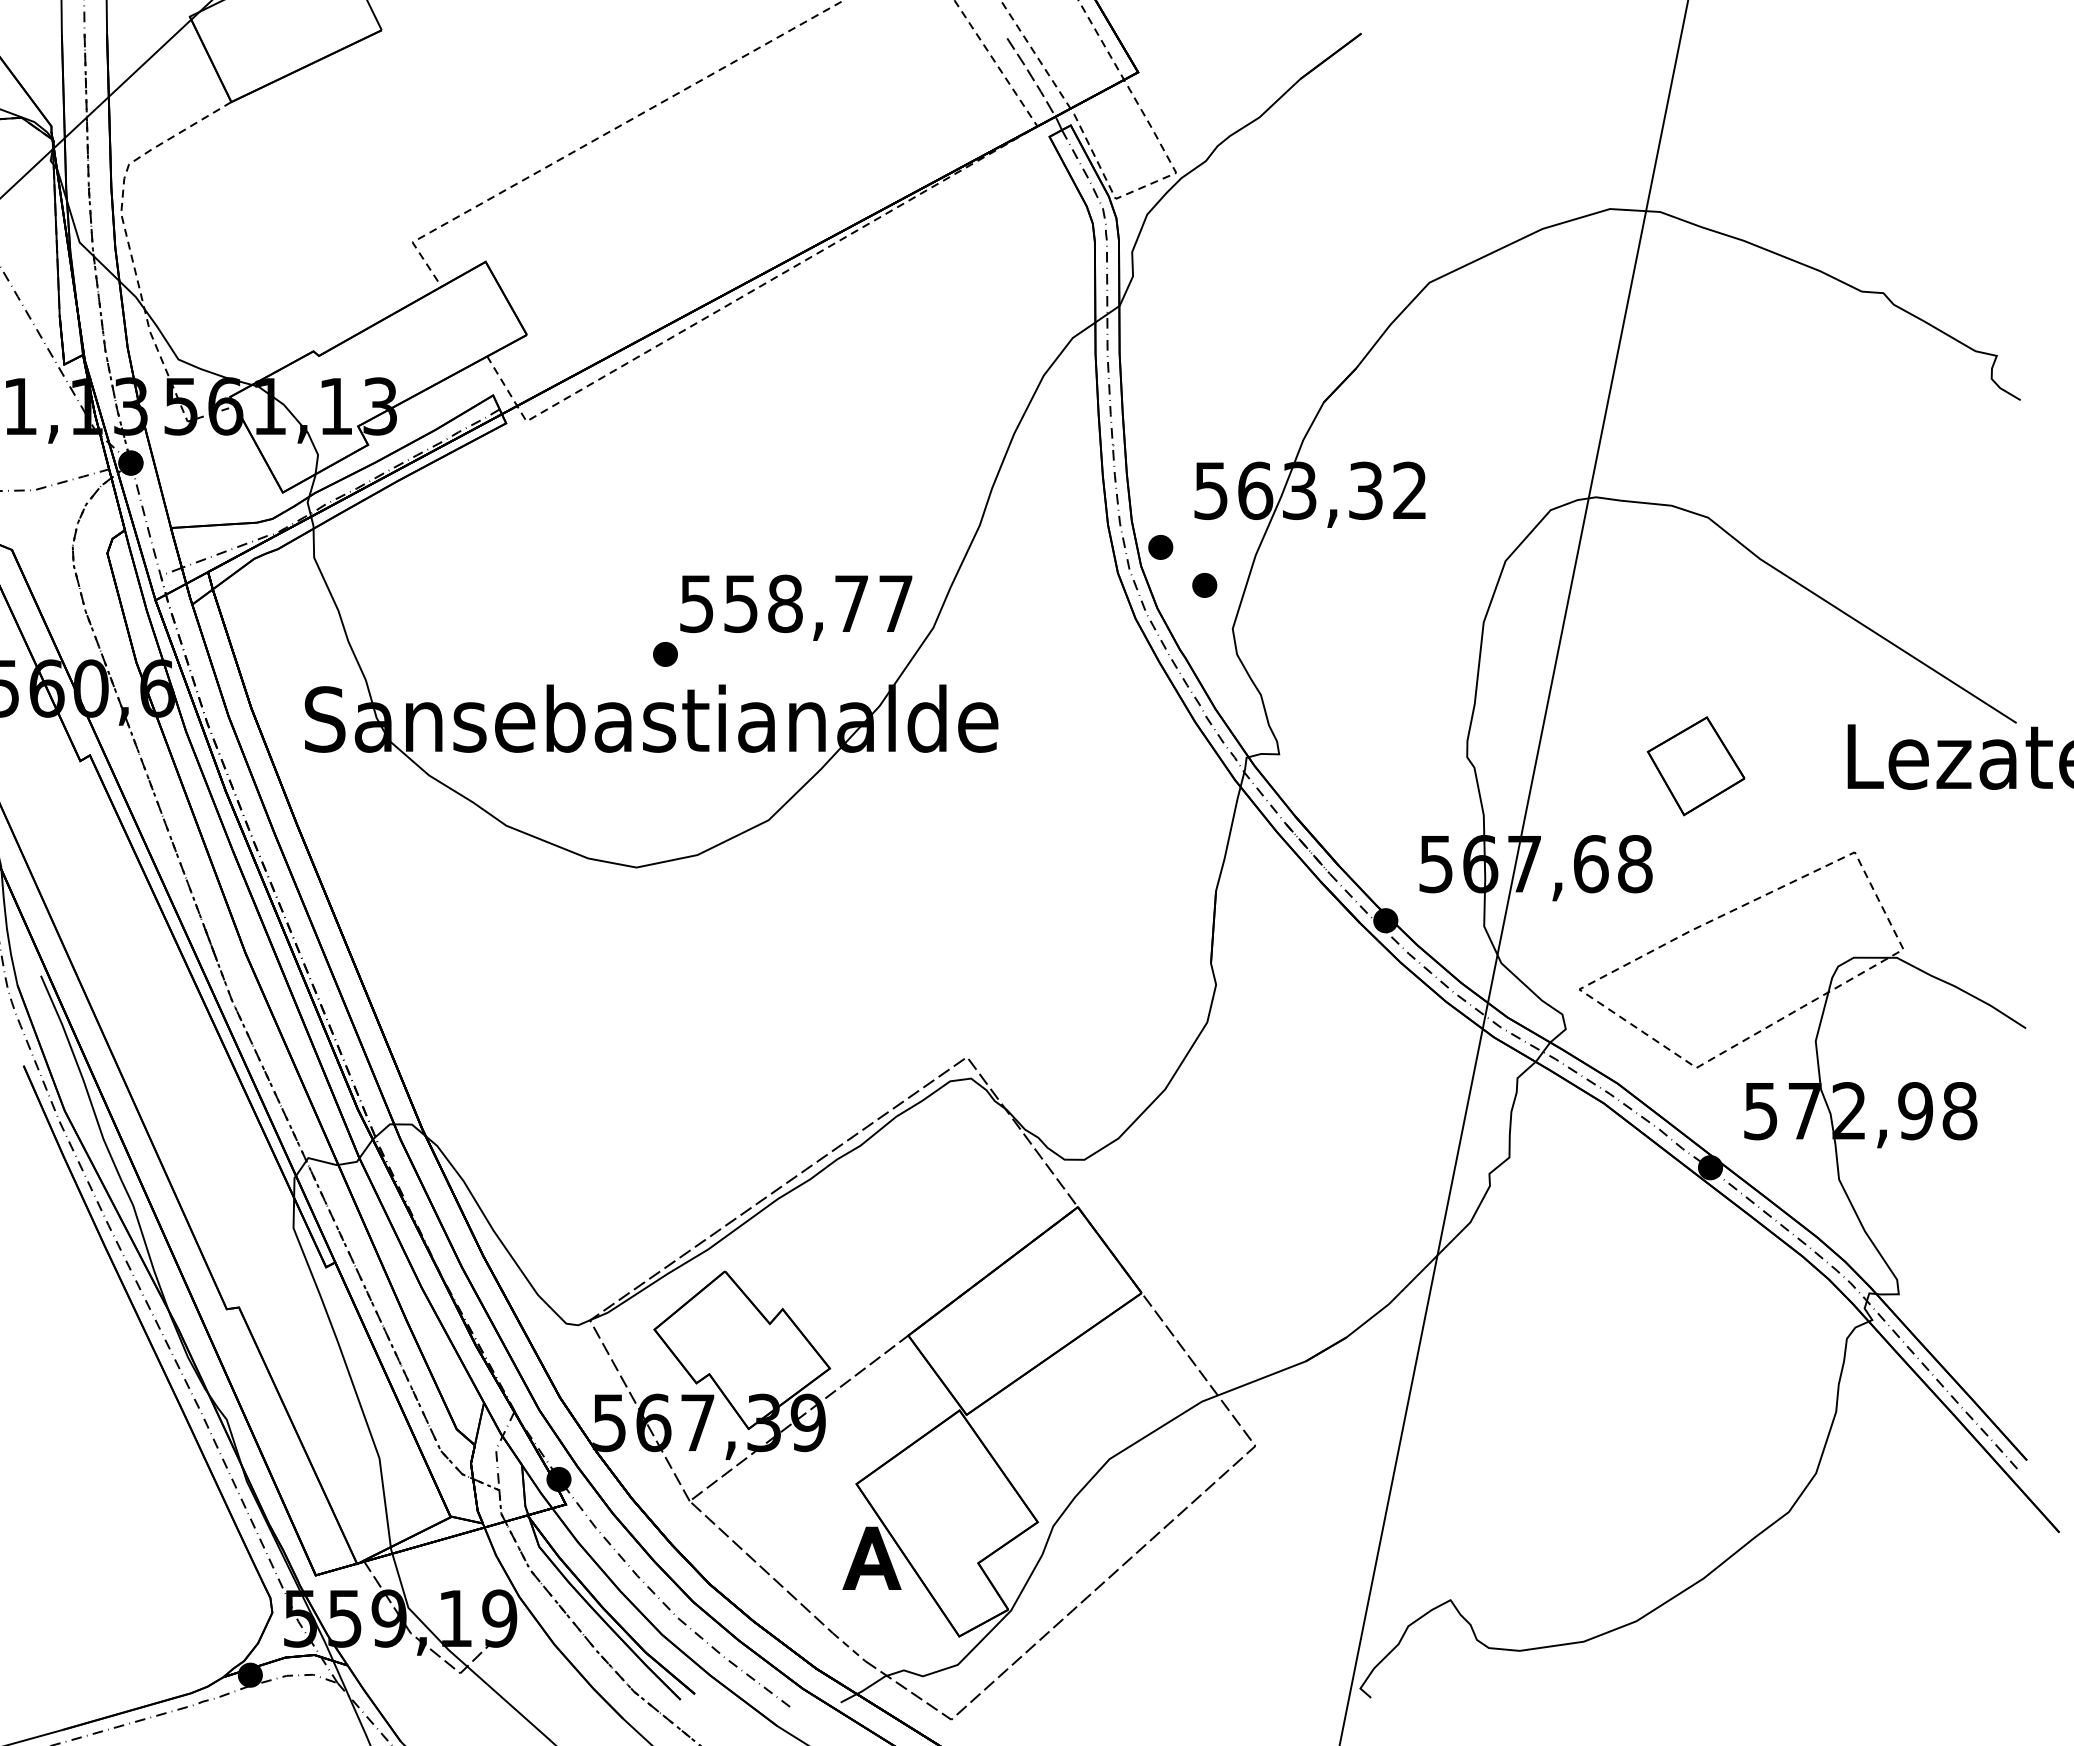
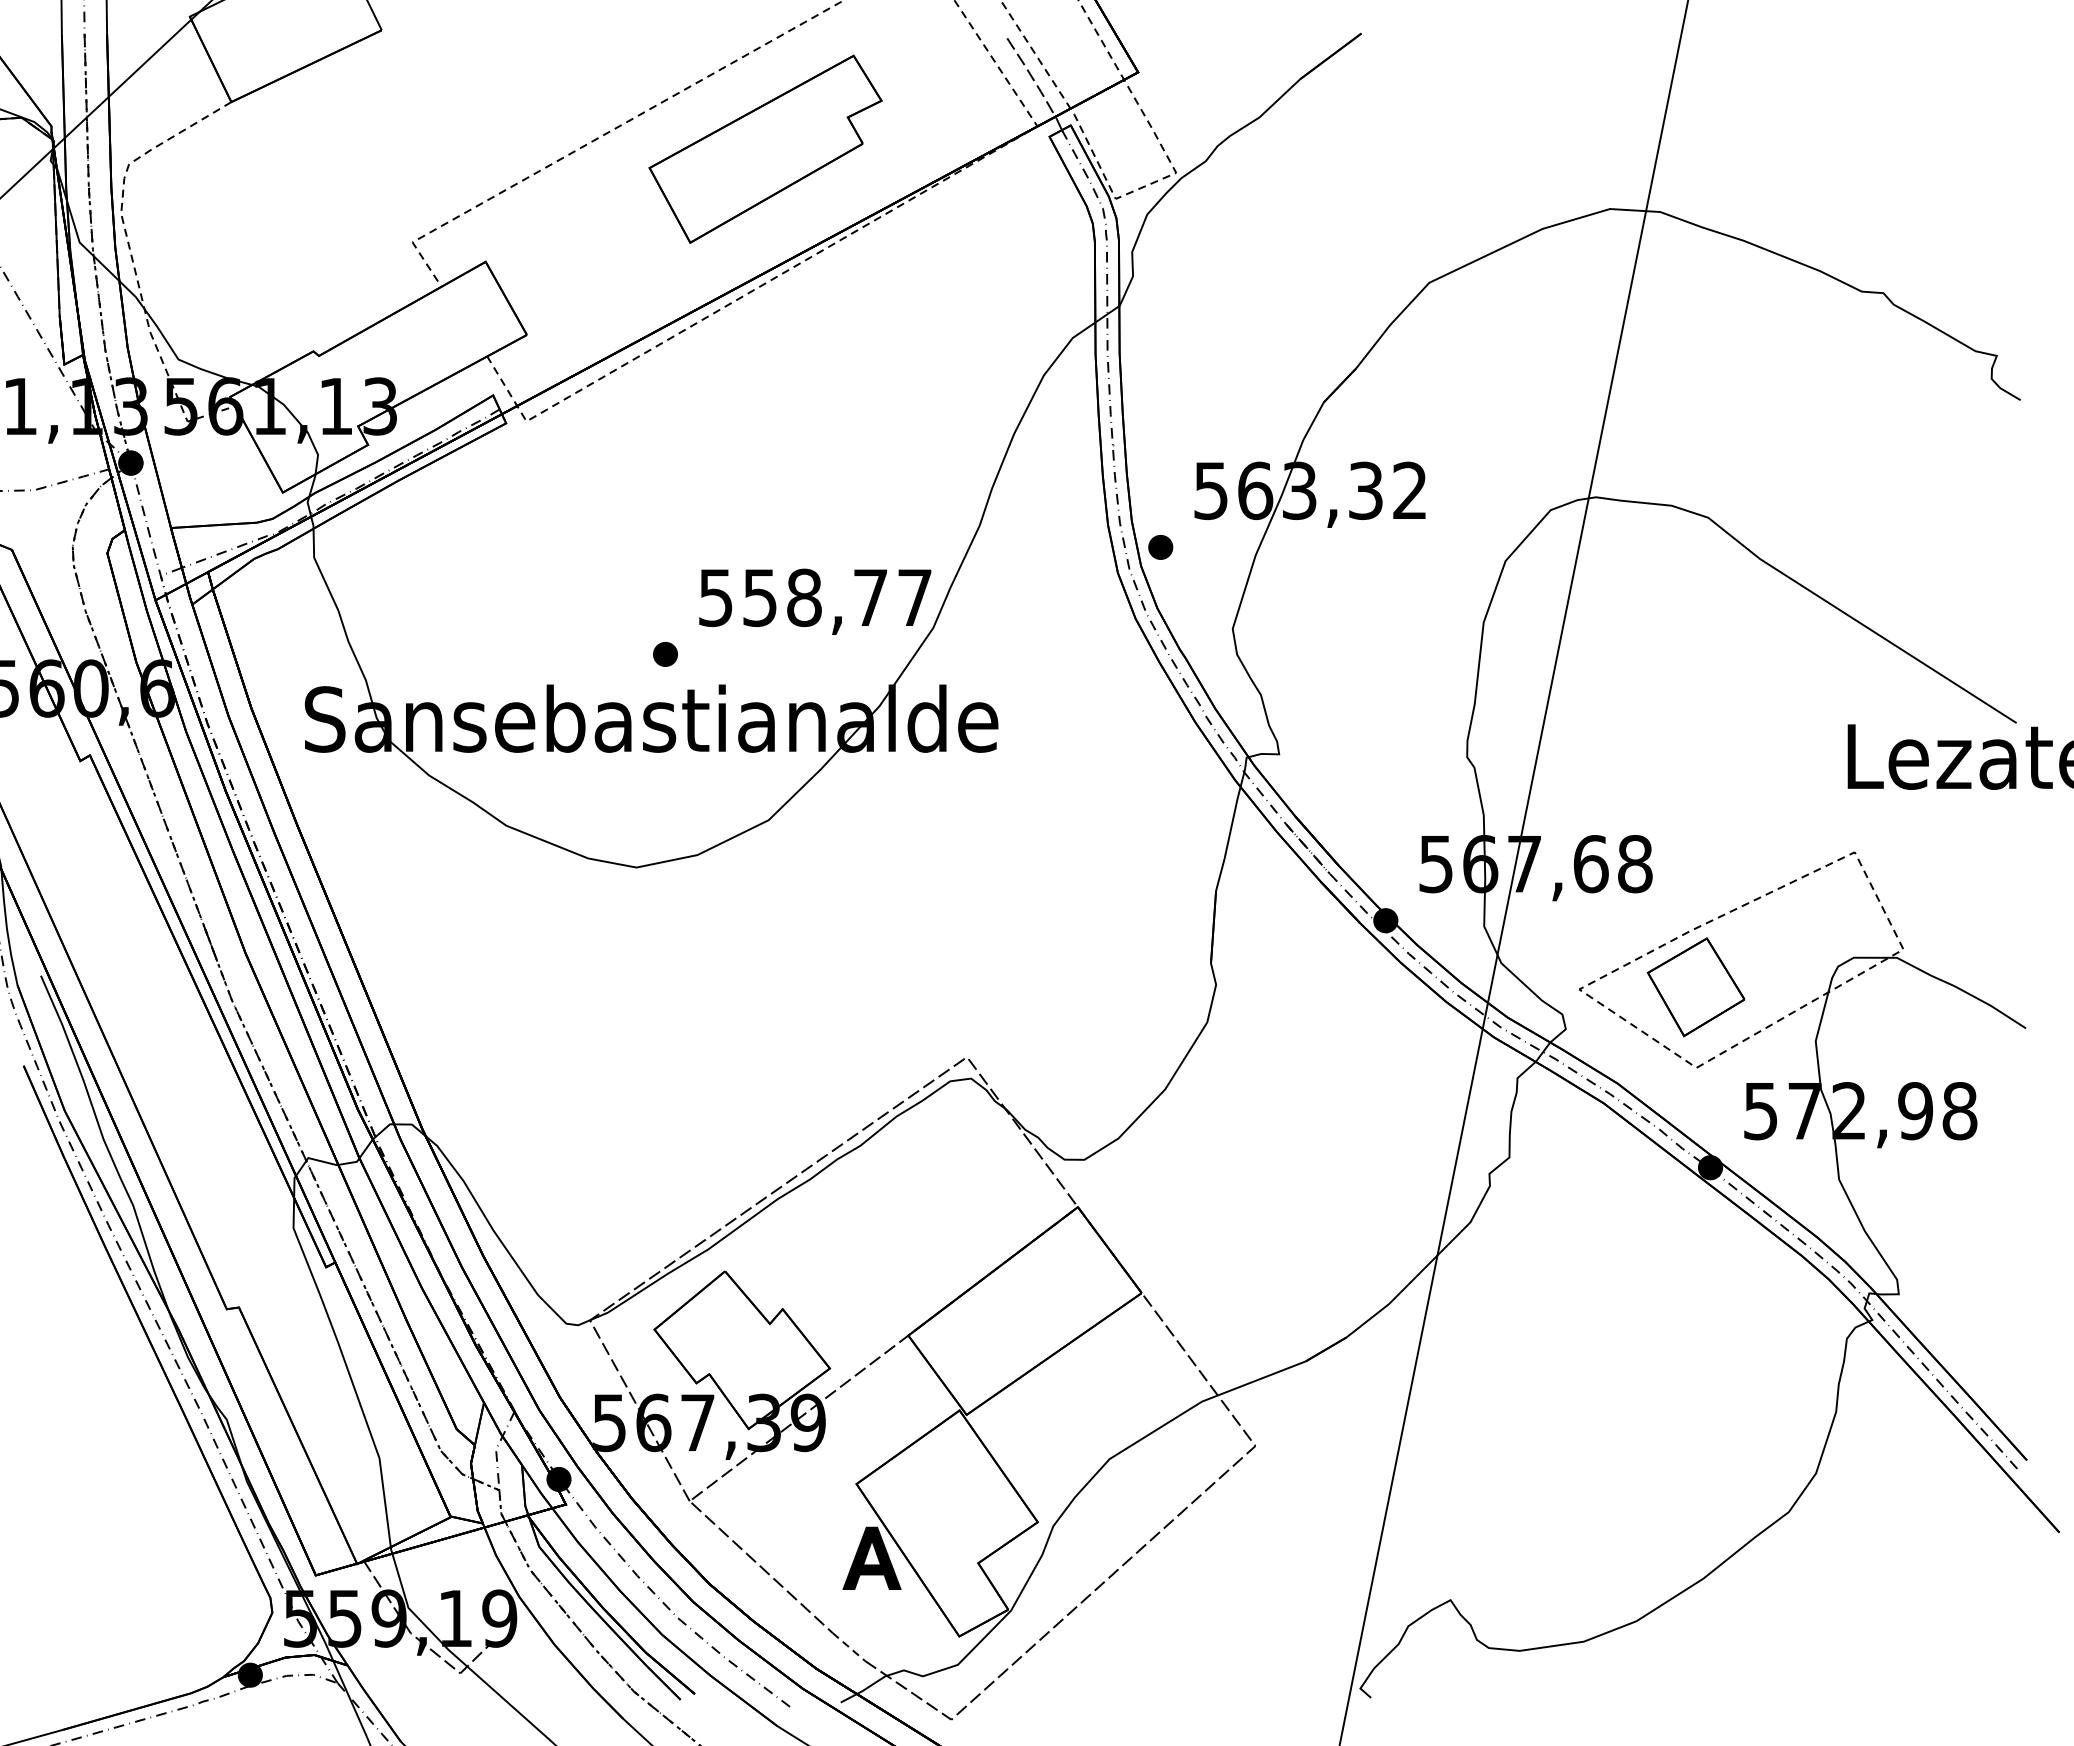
part: none -> present (765, 148)
part: present -> none (1204, 585)
text position: (796, 607) -> (815, 601) (815, 601)
part position: (1695, 766) -> (1695, 987) (1695, 987)
